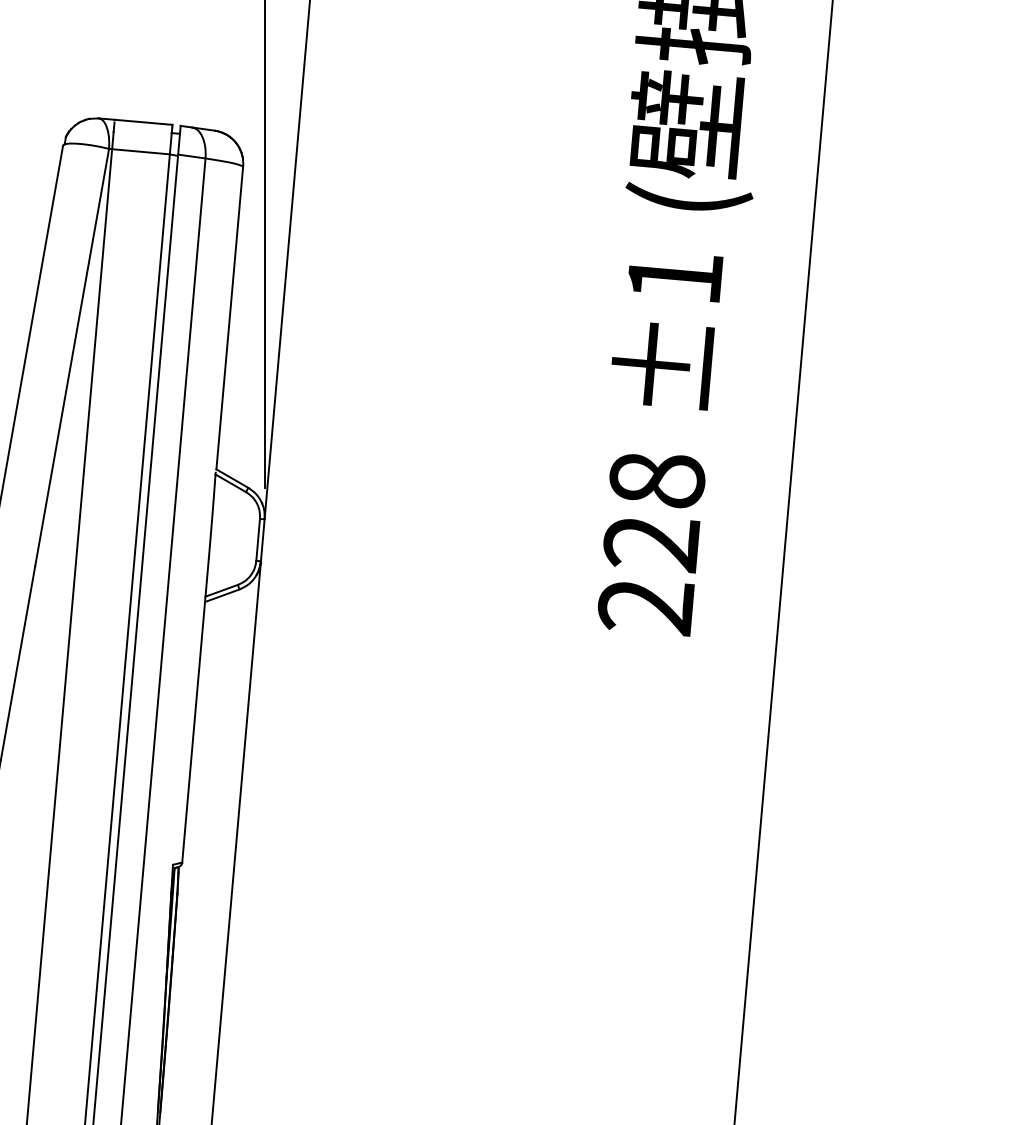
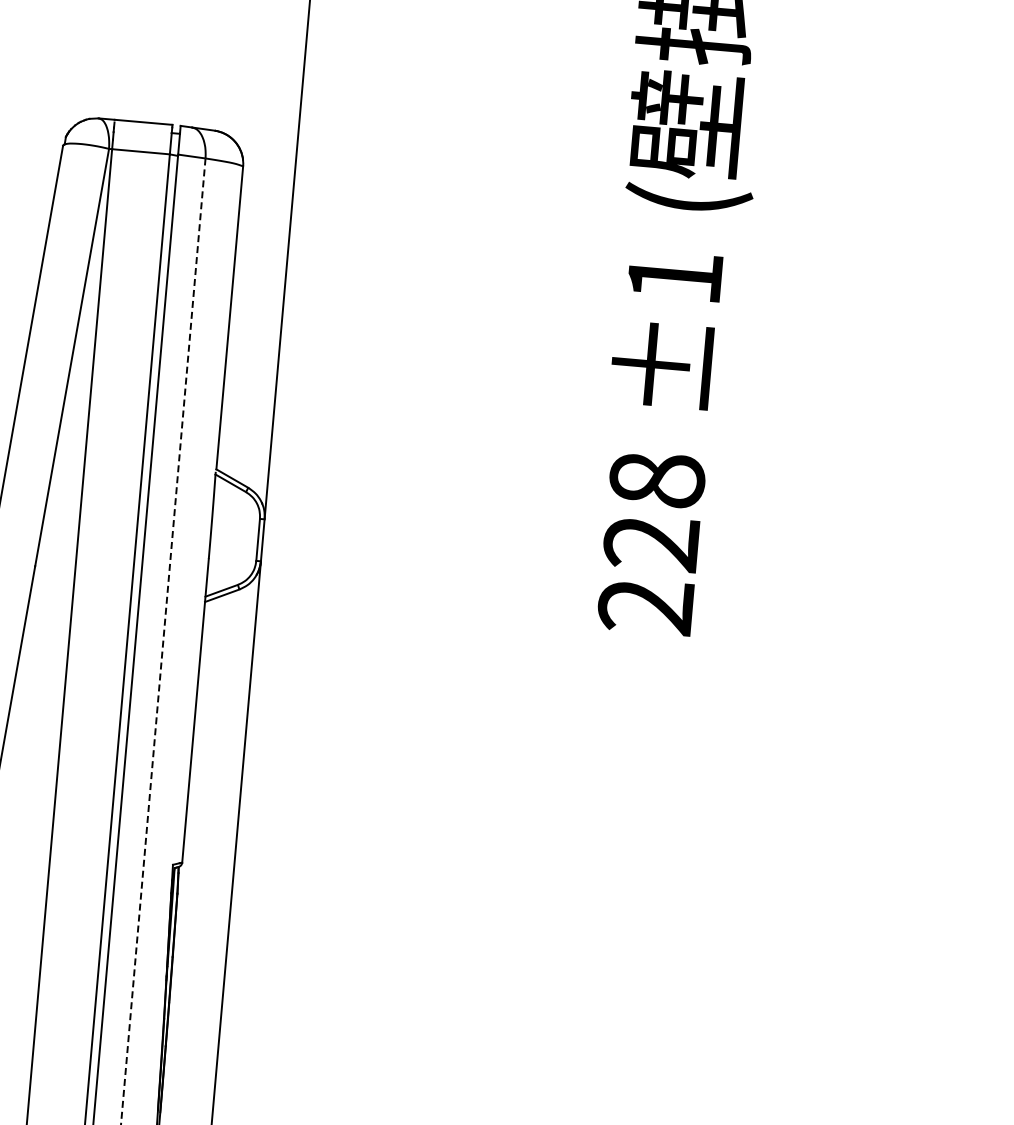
line: present -> none (264, 245)
line: present -> none (783, 561)
line: solid -> dashed (163, 641)
